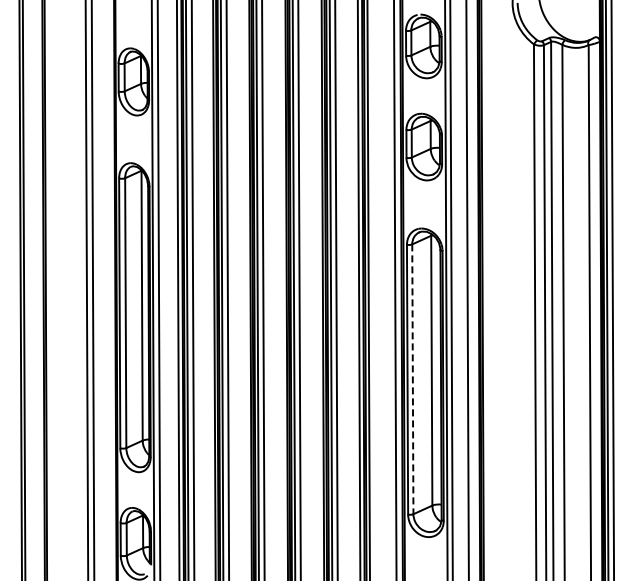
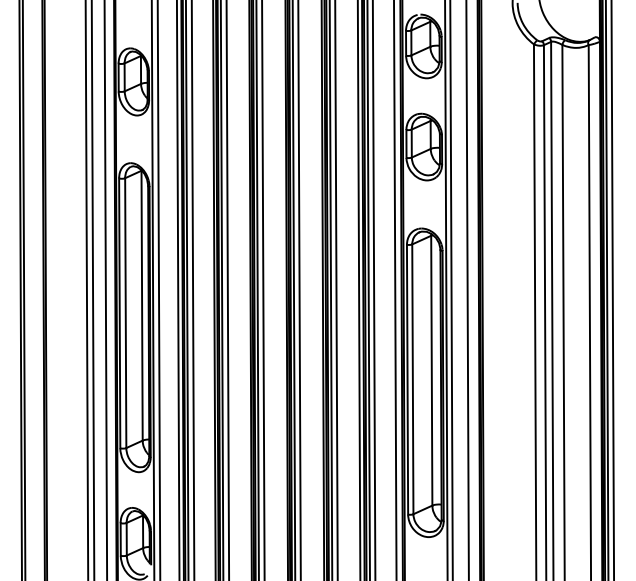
line: none -> present (105, 289)
line: none -> present (373, 289)
line: dashed -> solid (412, 379)
